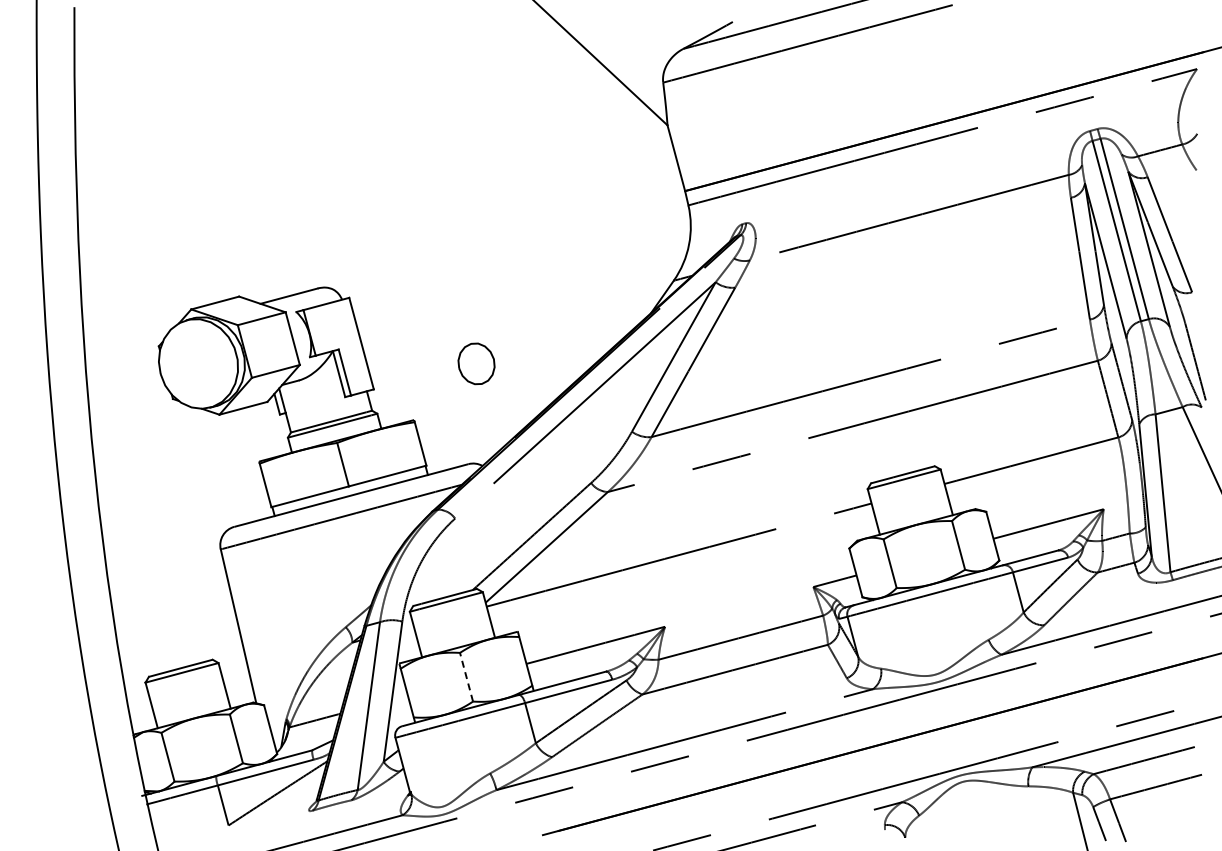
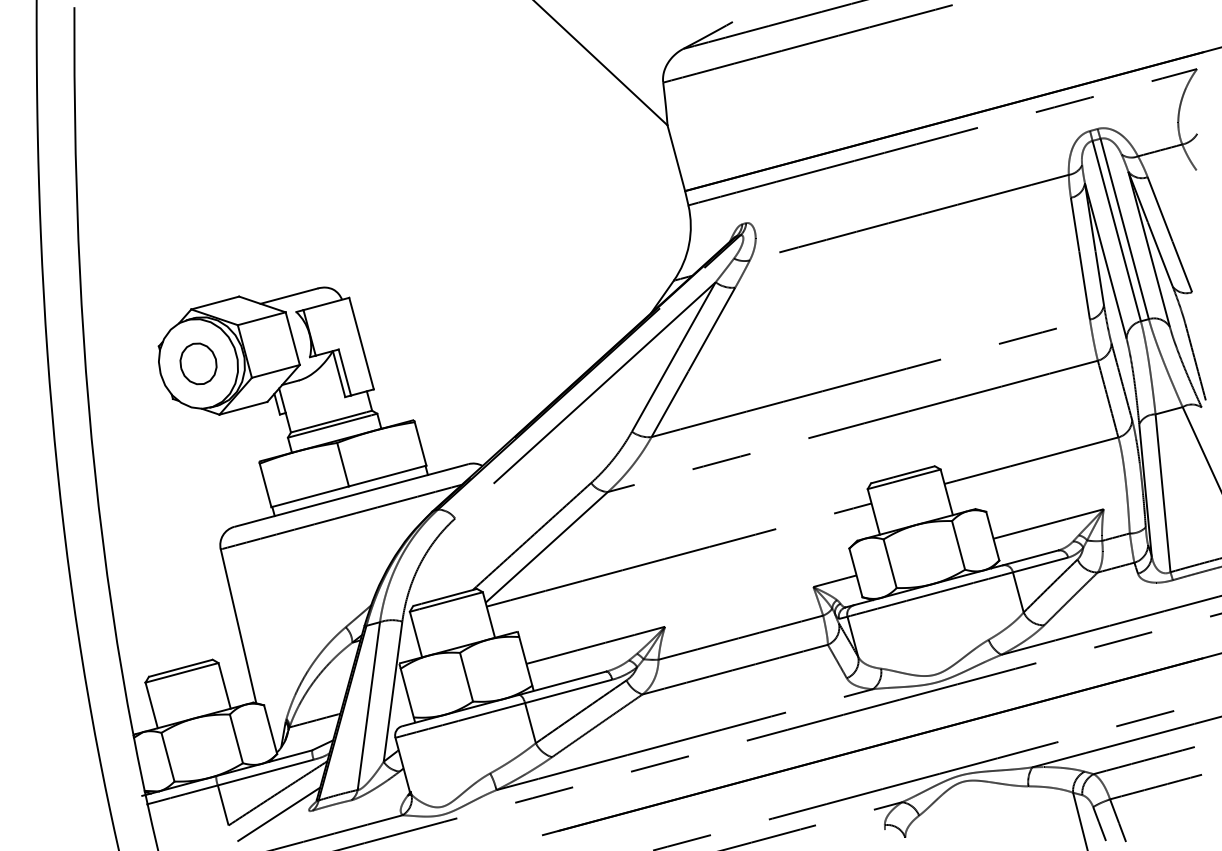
part position: (476, 363) -> (198, 363) (198, 363)
line: dashed -> solid (466, 676)
line: none -> present (278, 814)
